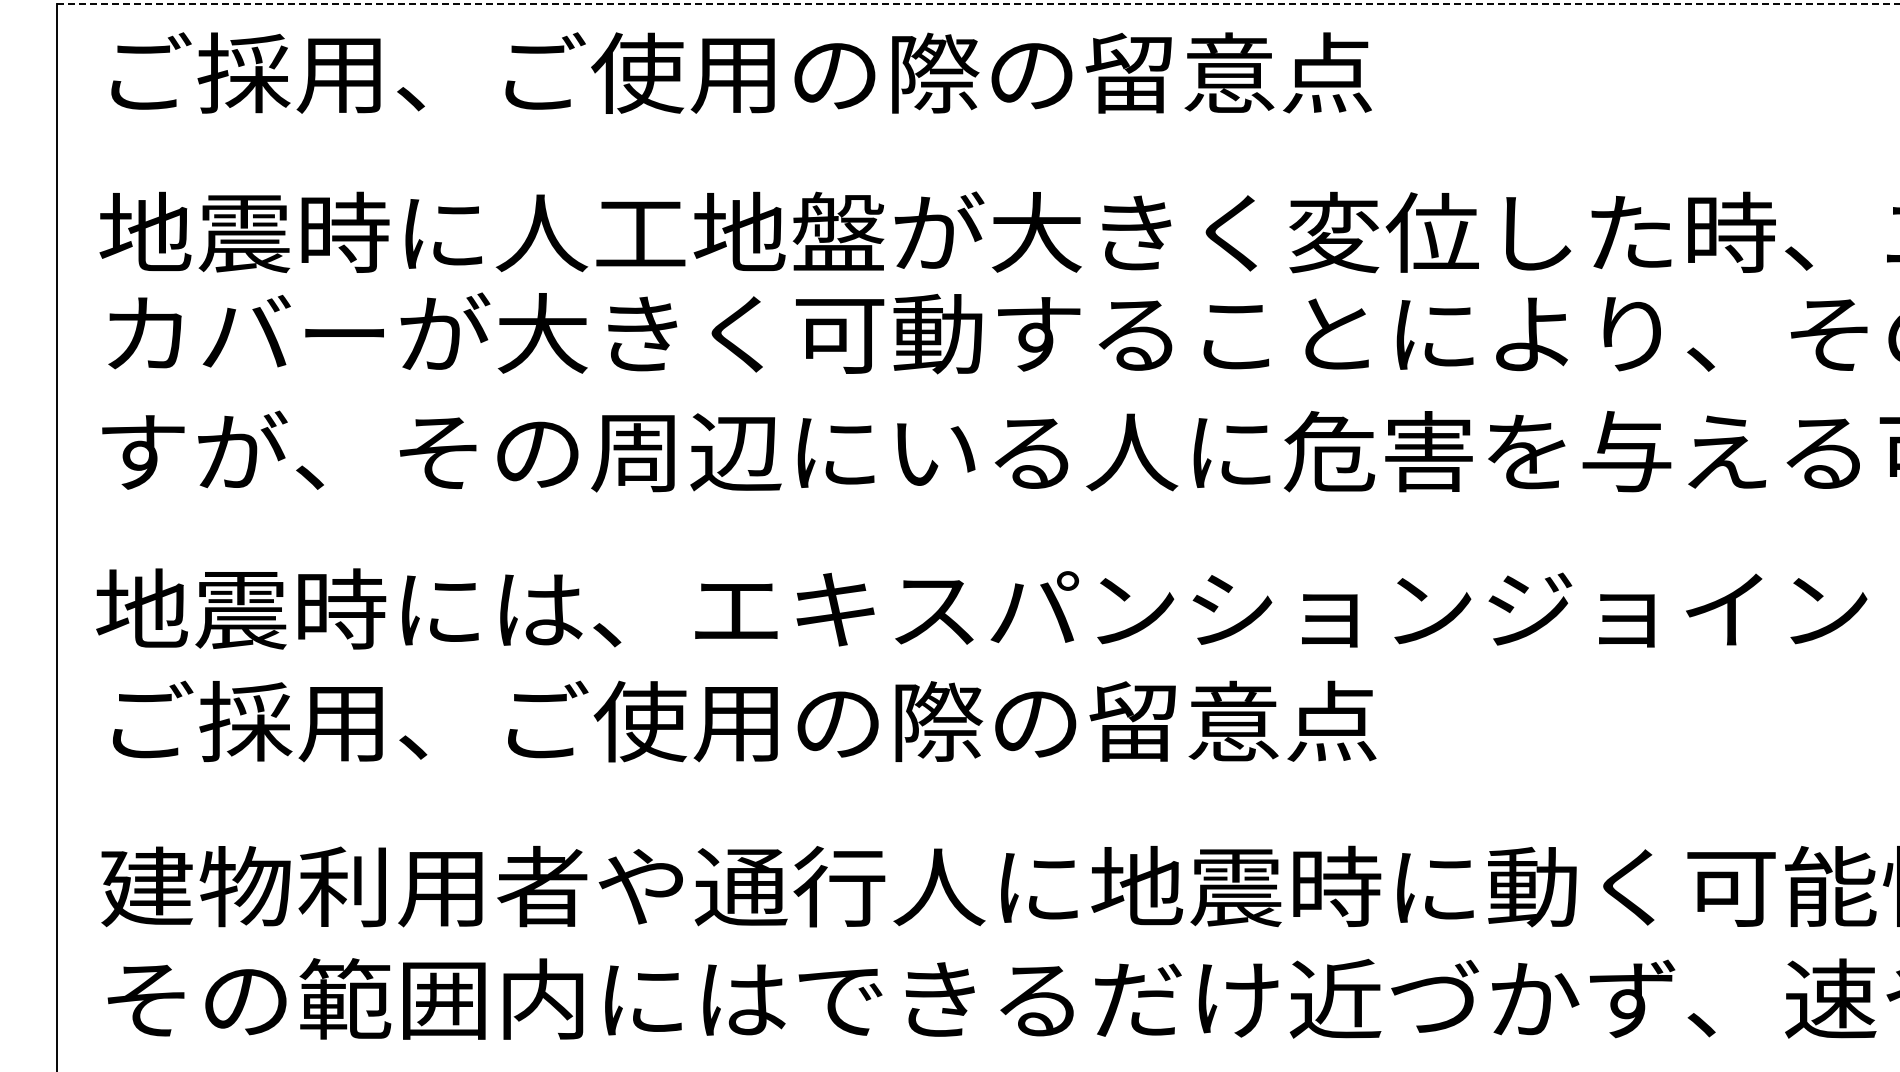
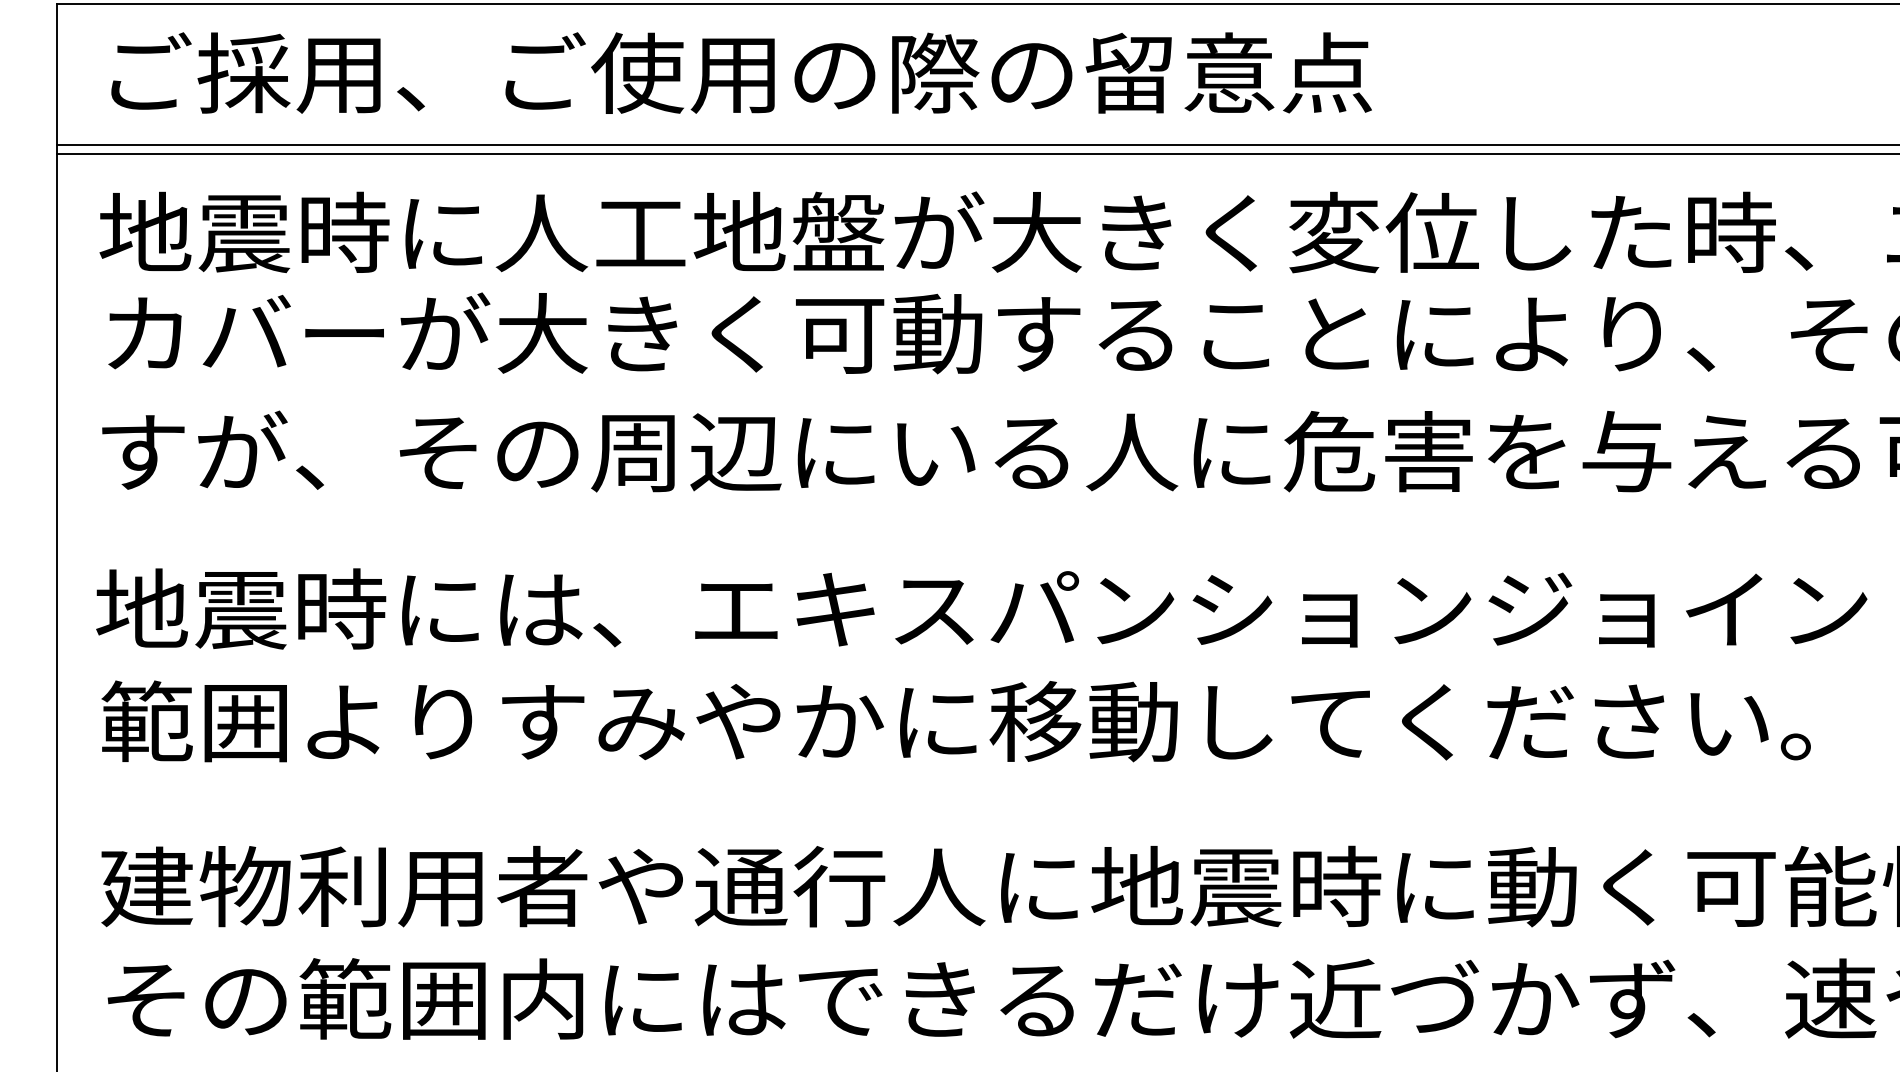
line: dashed -> solid (978, 4)
line: none -> present (976, 145)
line: none -> present (976, 153)
text: ご採用、ご使用の際の留意点 -> 範囲よりすみやかに移動してください。 (955, 721)
